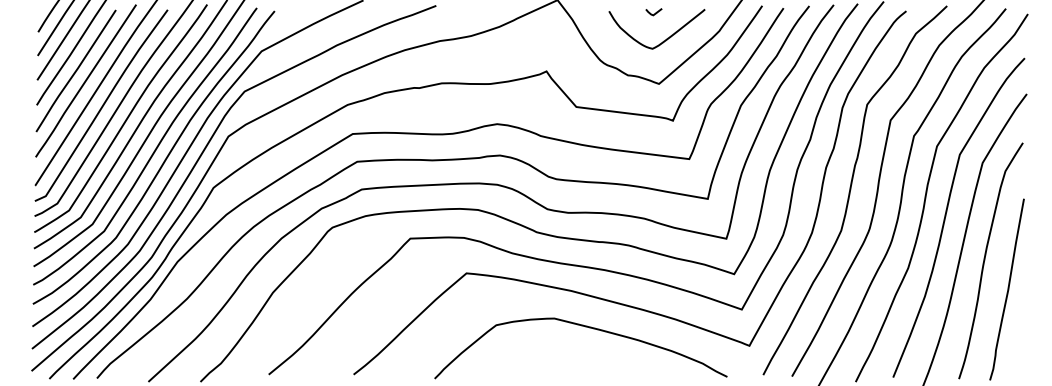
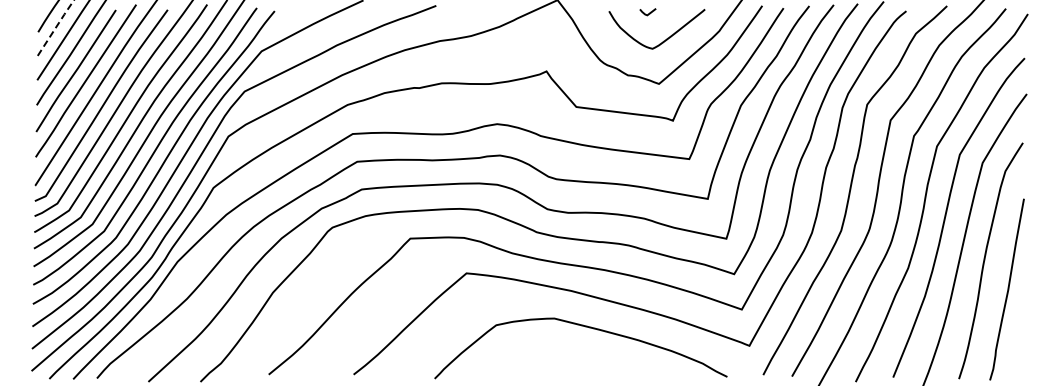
curve position: (654, 13) -> (648, 13) (648, 13)
line: solid -> dashed (56, 26)
